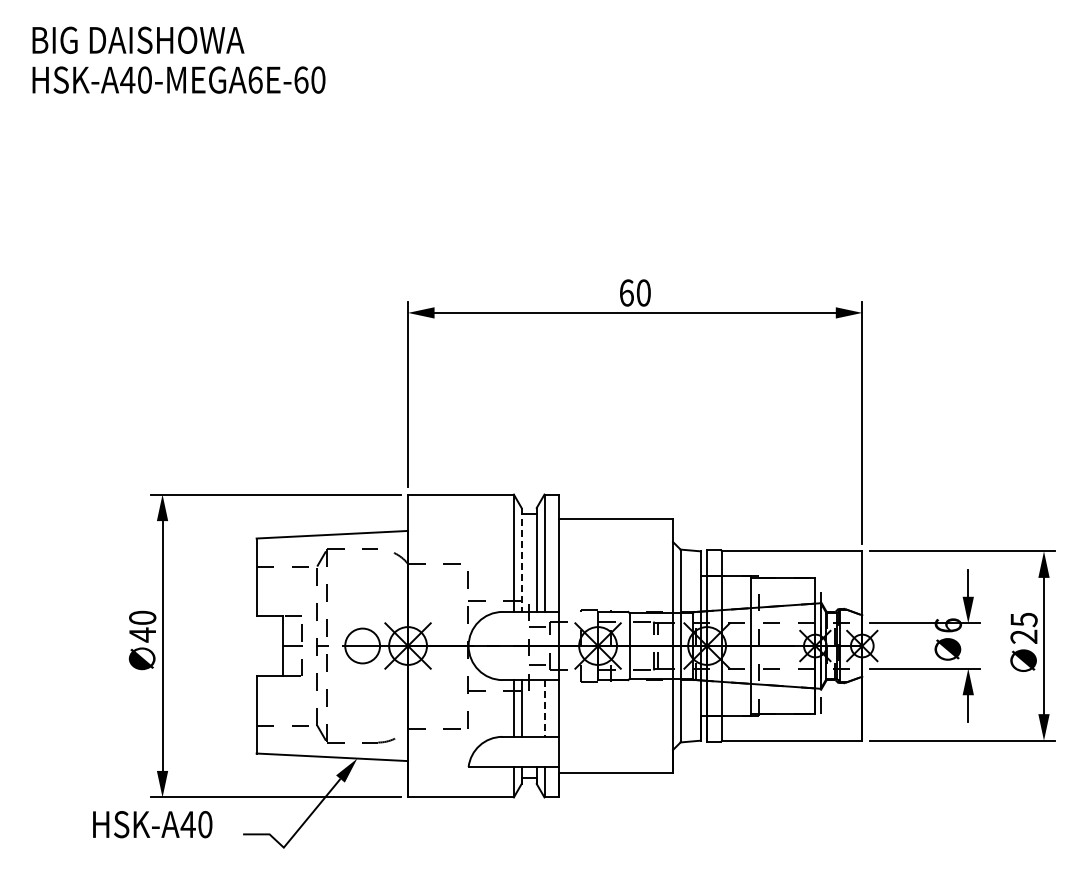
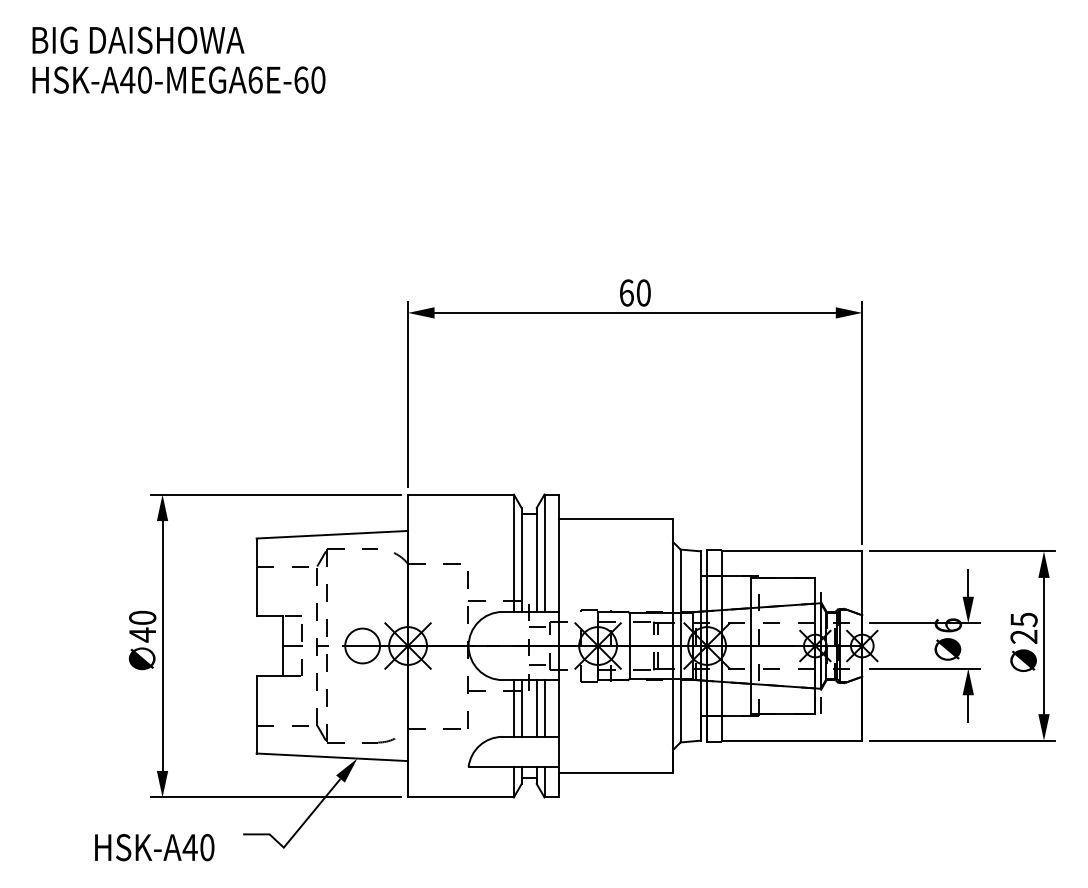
line: dashed -> solid (521, 559)
line: none -> present (536, 708)
line: dashed -> solid (544, 708)
text position: (152, 824) -> (154, 847) (154, 847)
